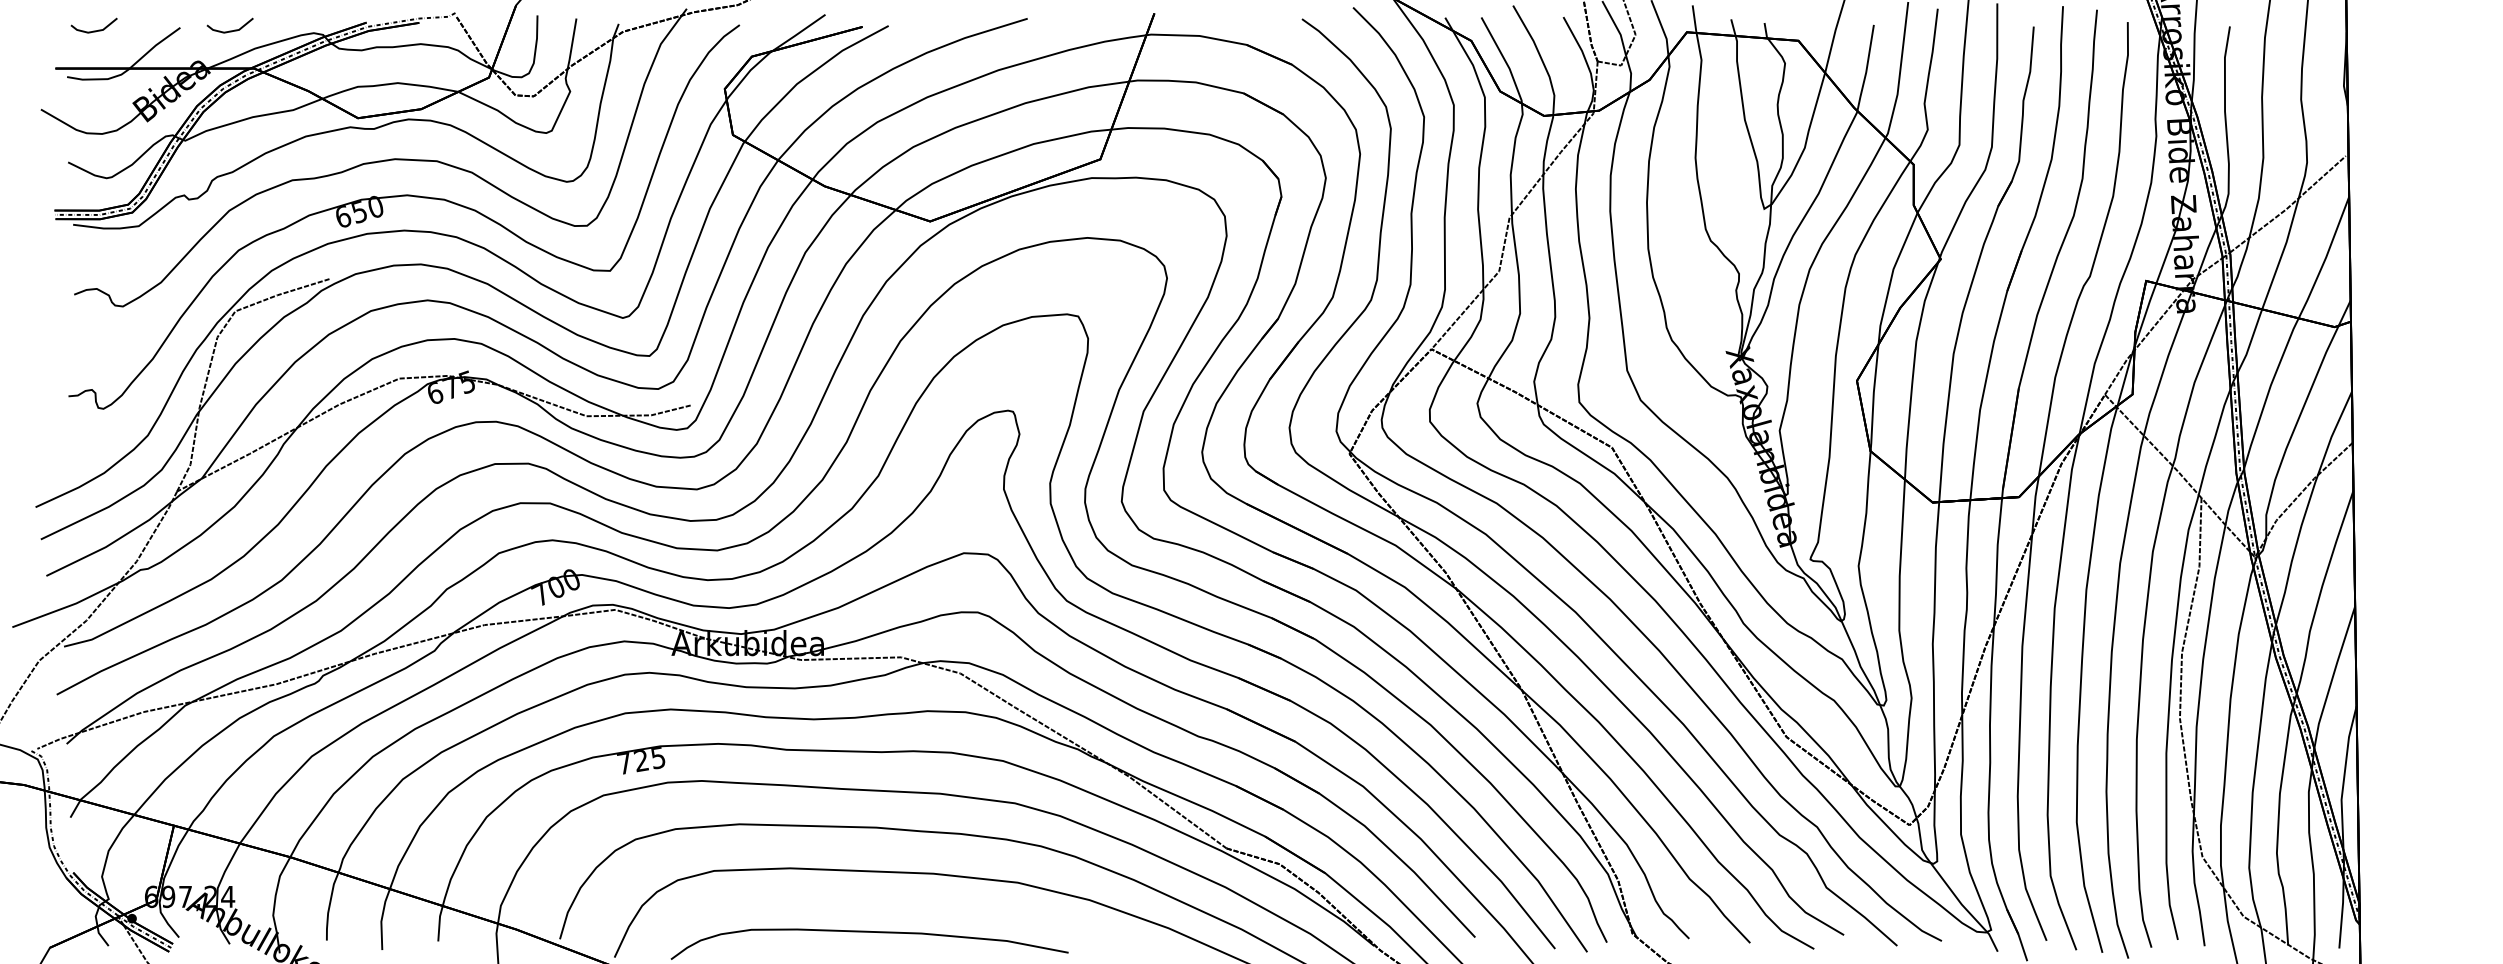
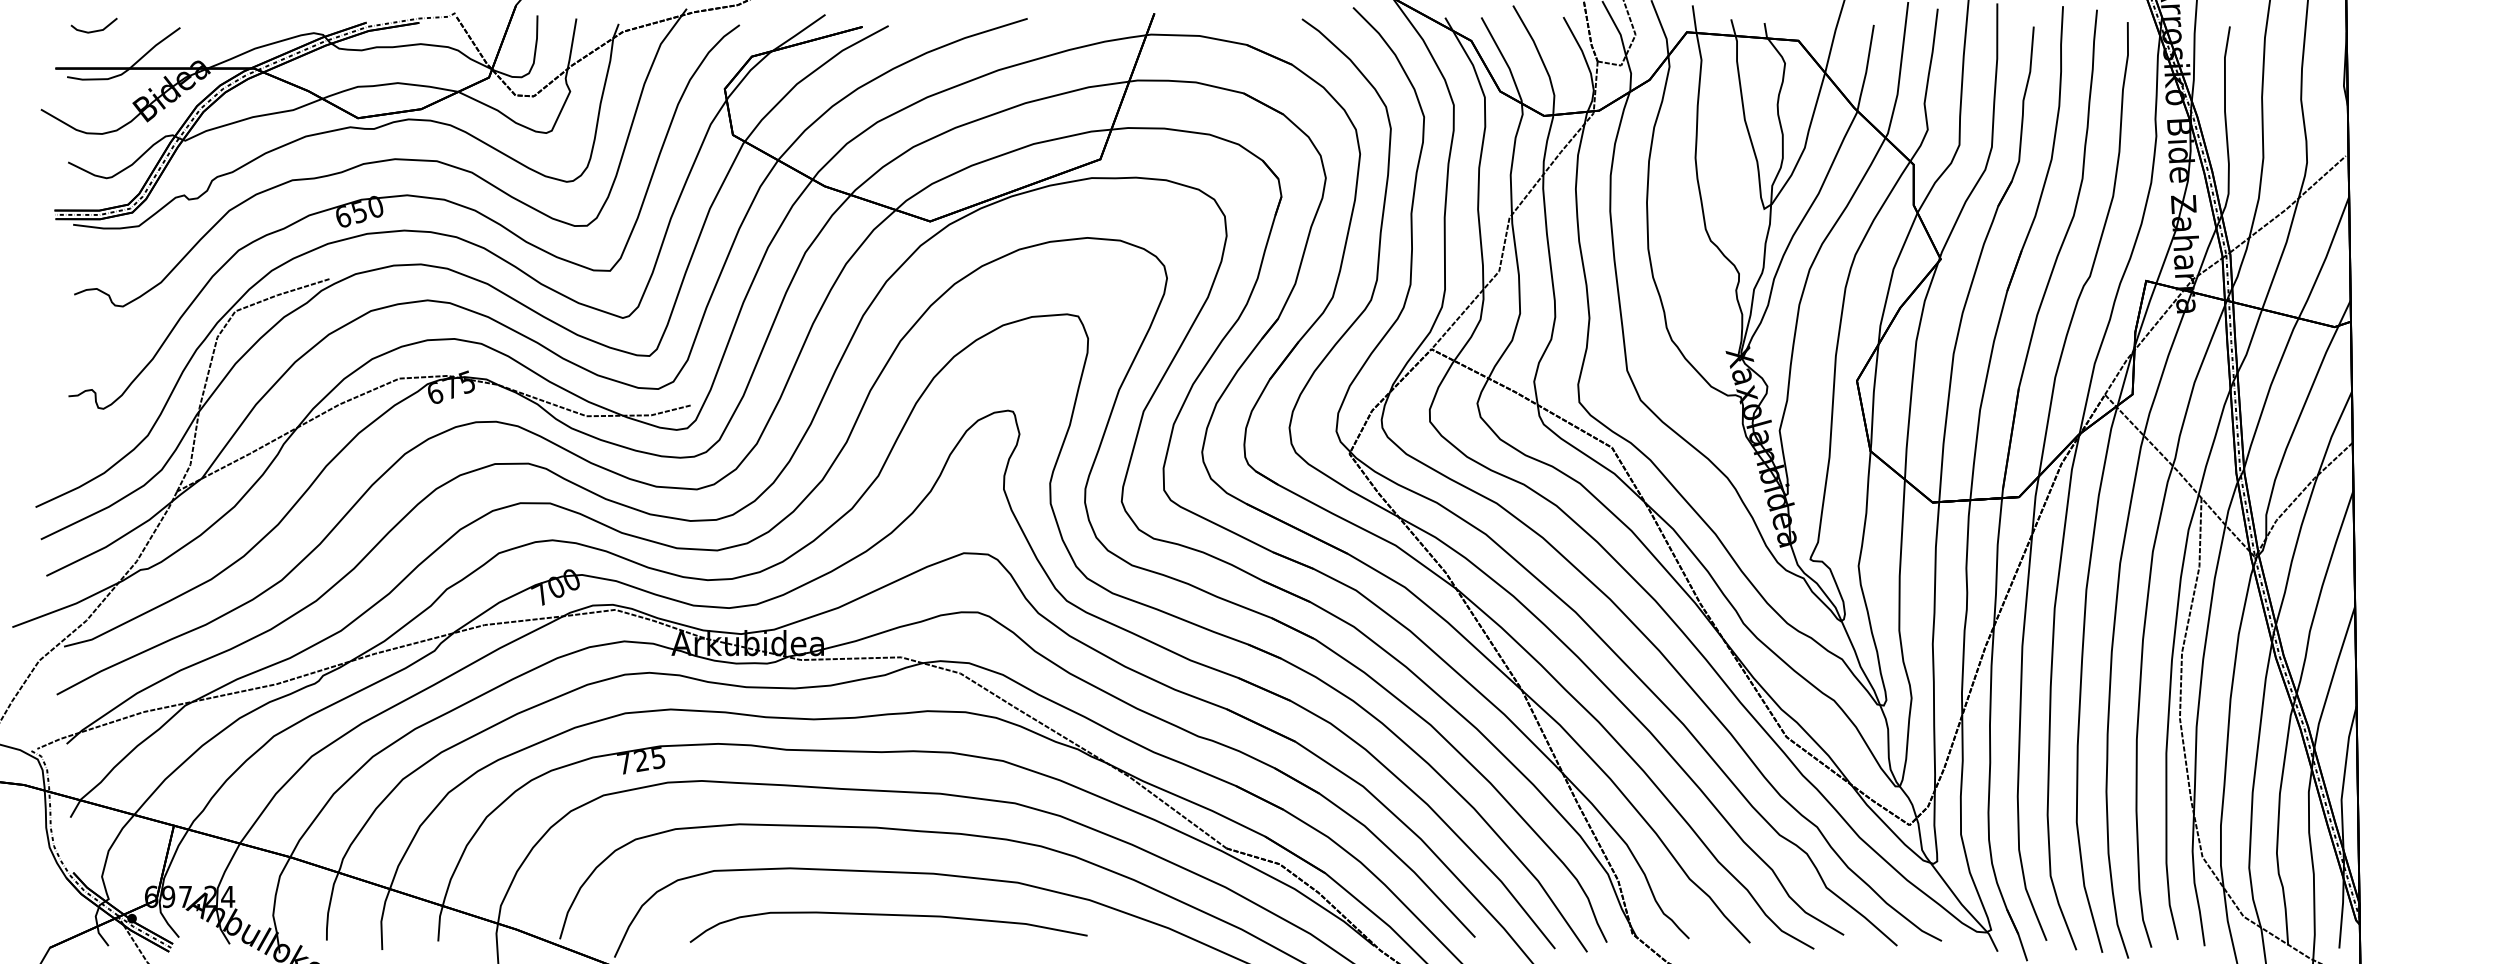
line: present -> none (229, 30)
curve position: (869, 932) -> (888, 915) (888, 915)
